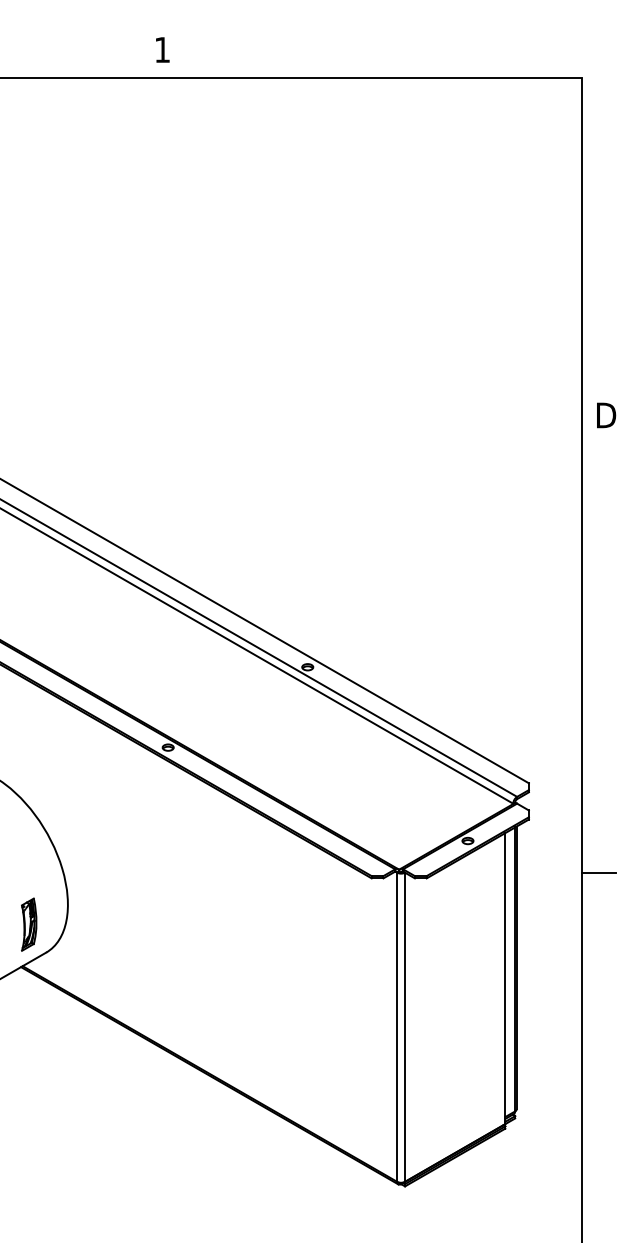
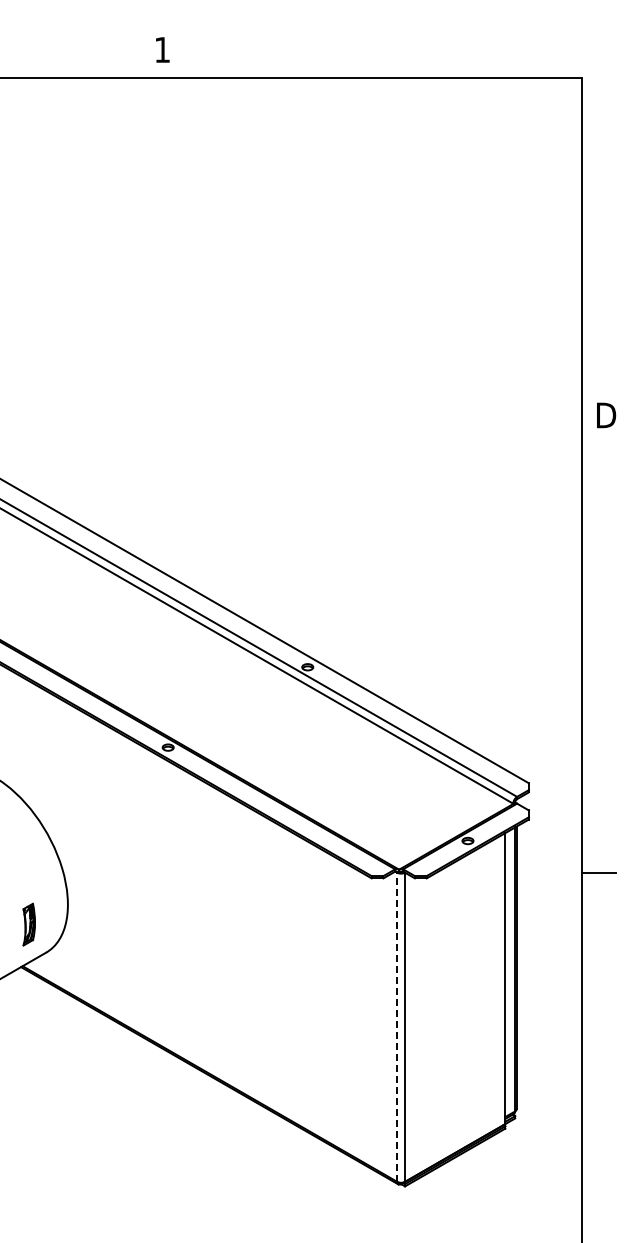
part size: 17x55 px -> 14x45 px (28, 924)
line: solid -> dashed (397, 1027)
